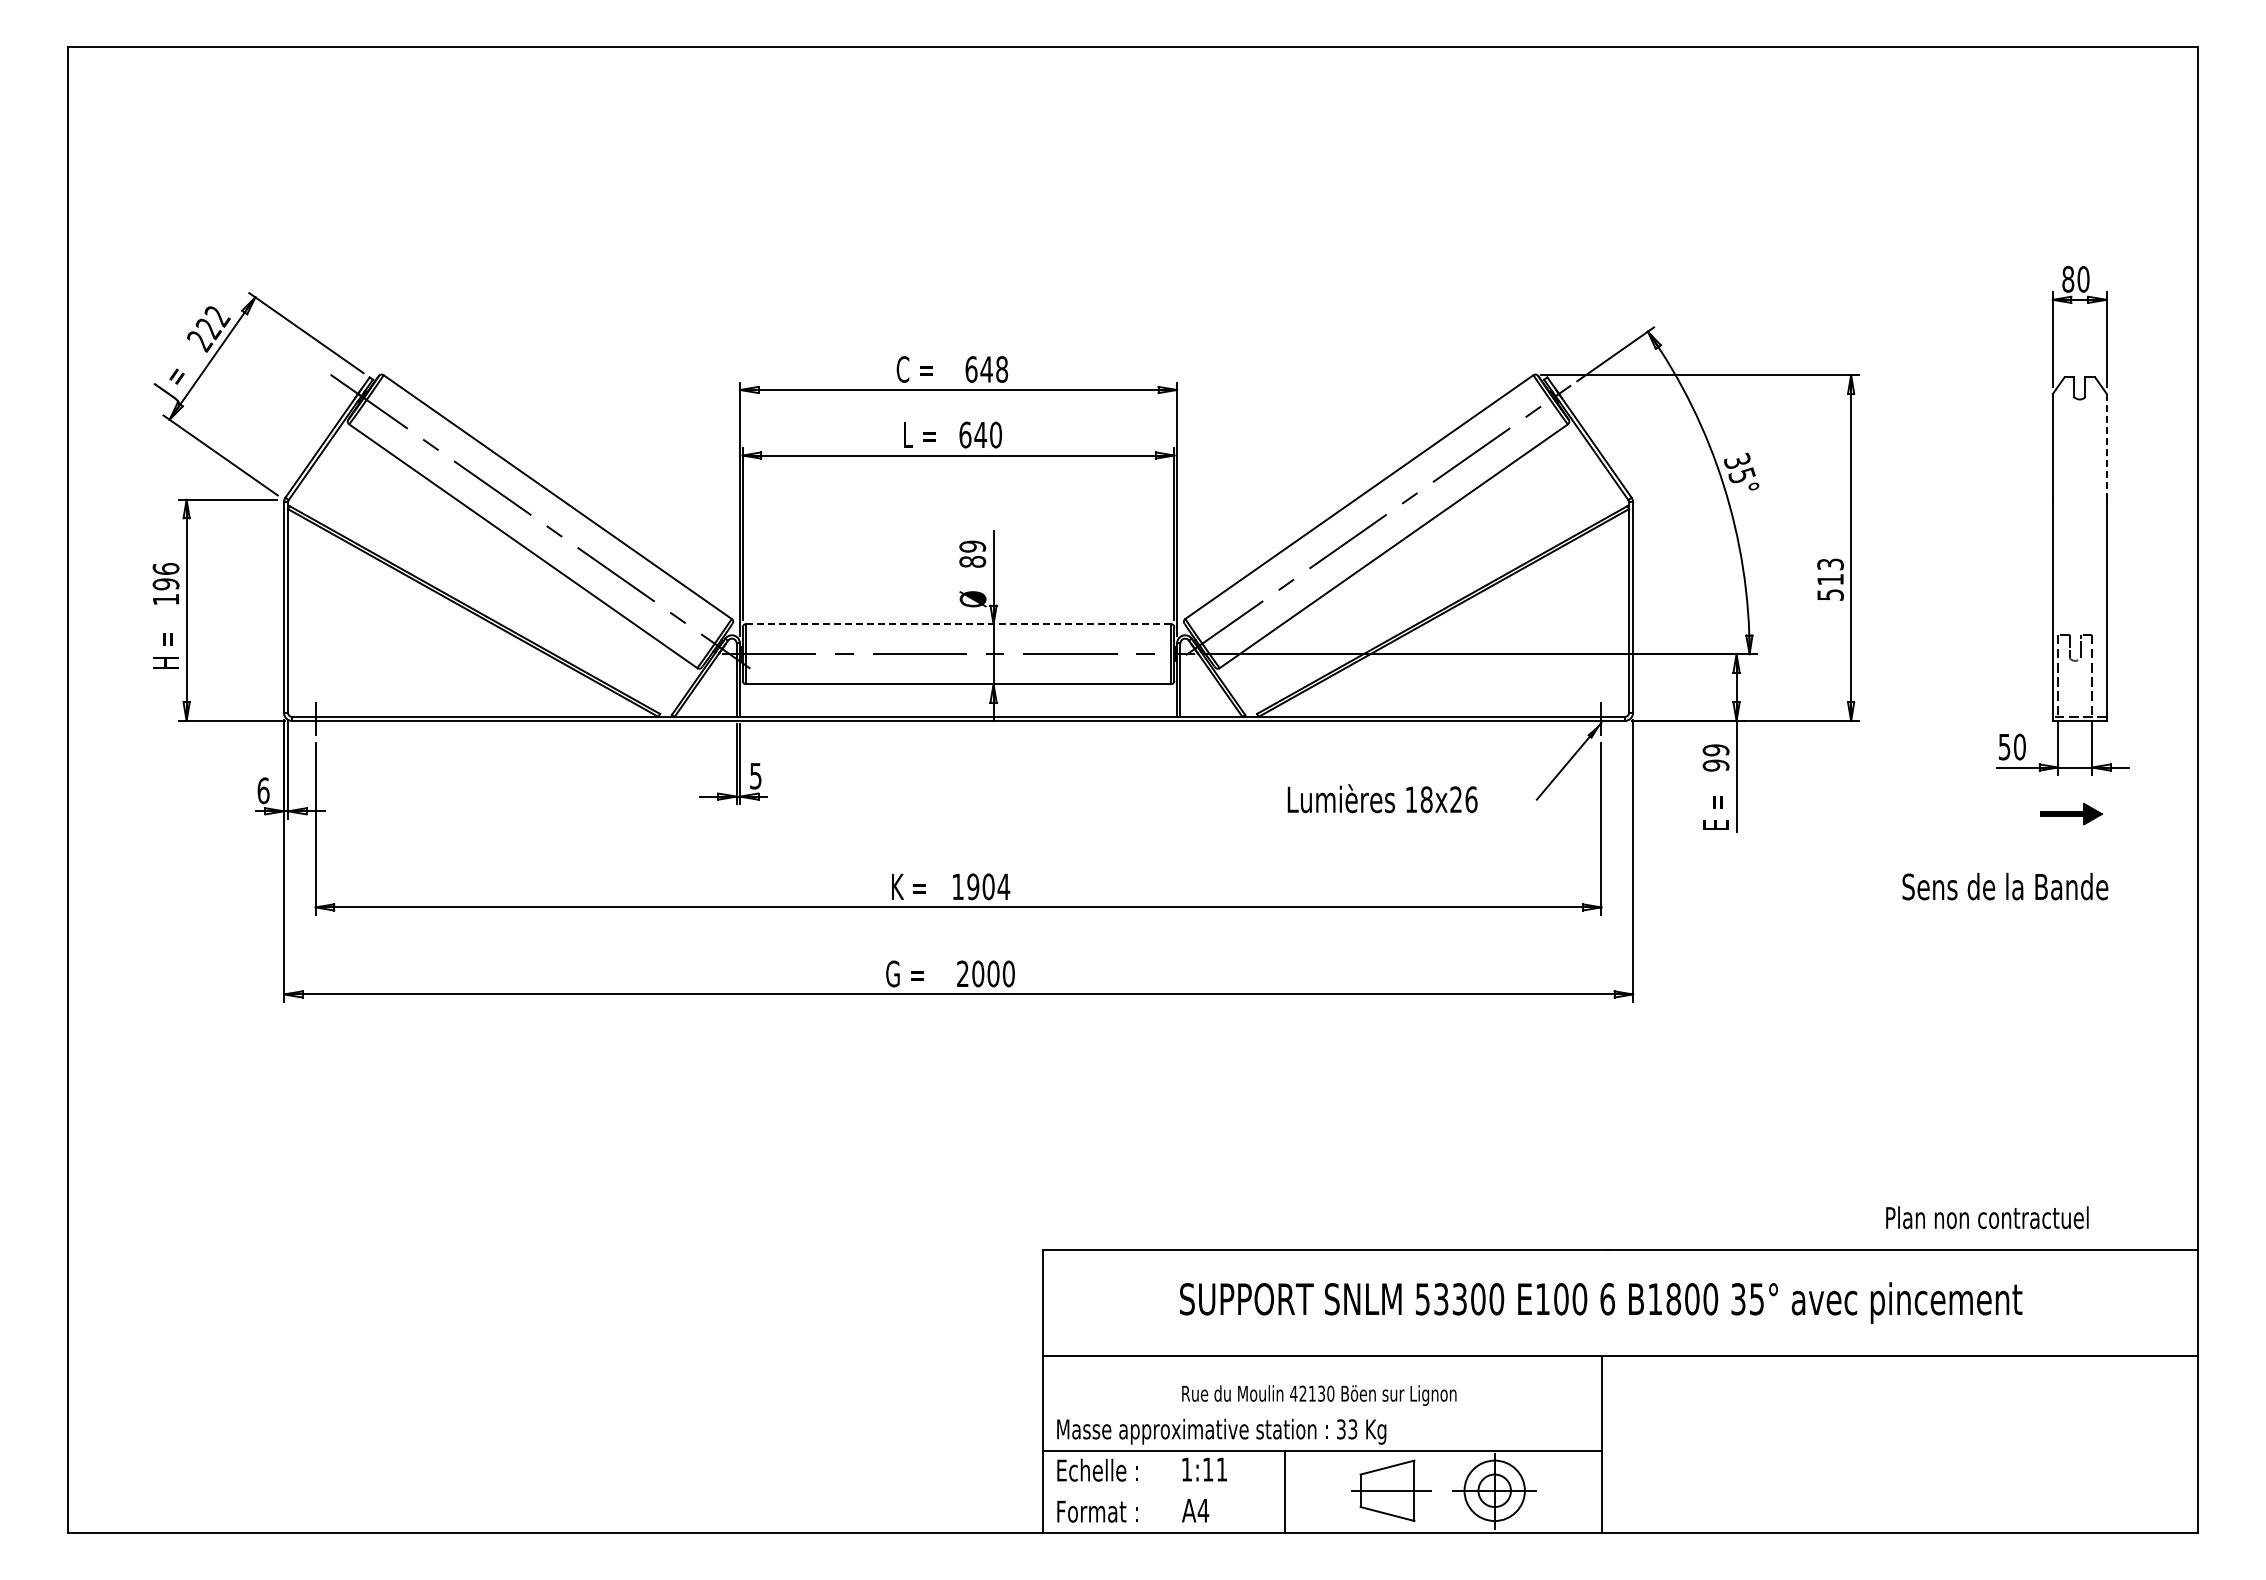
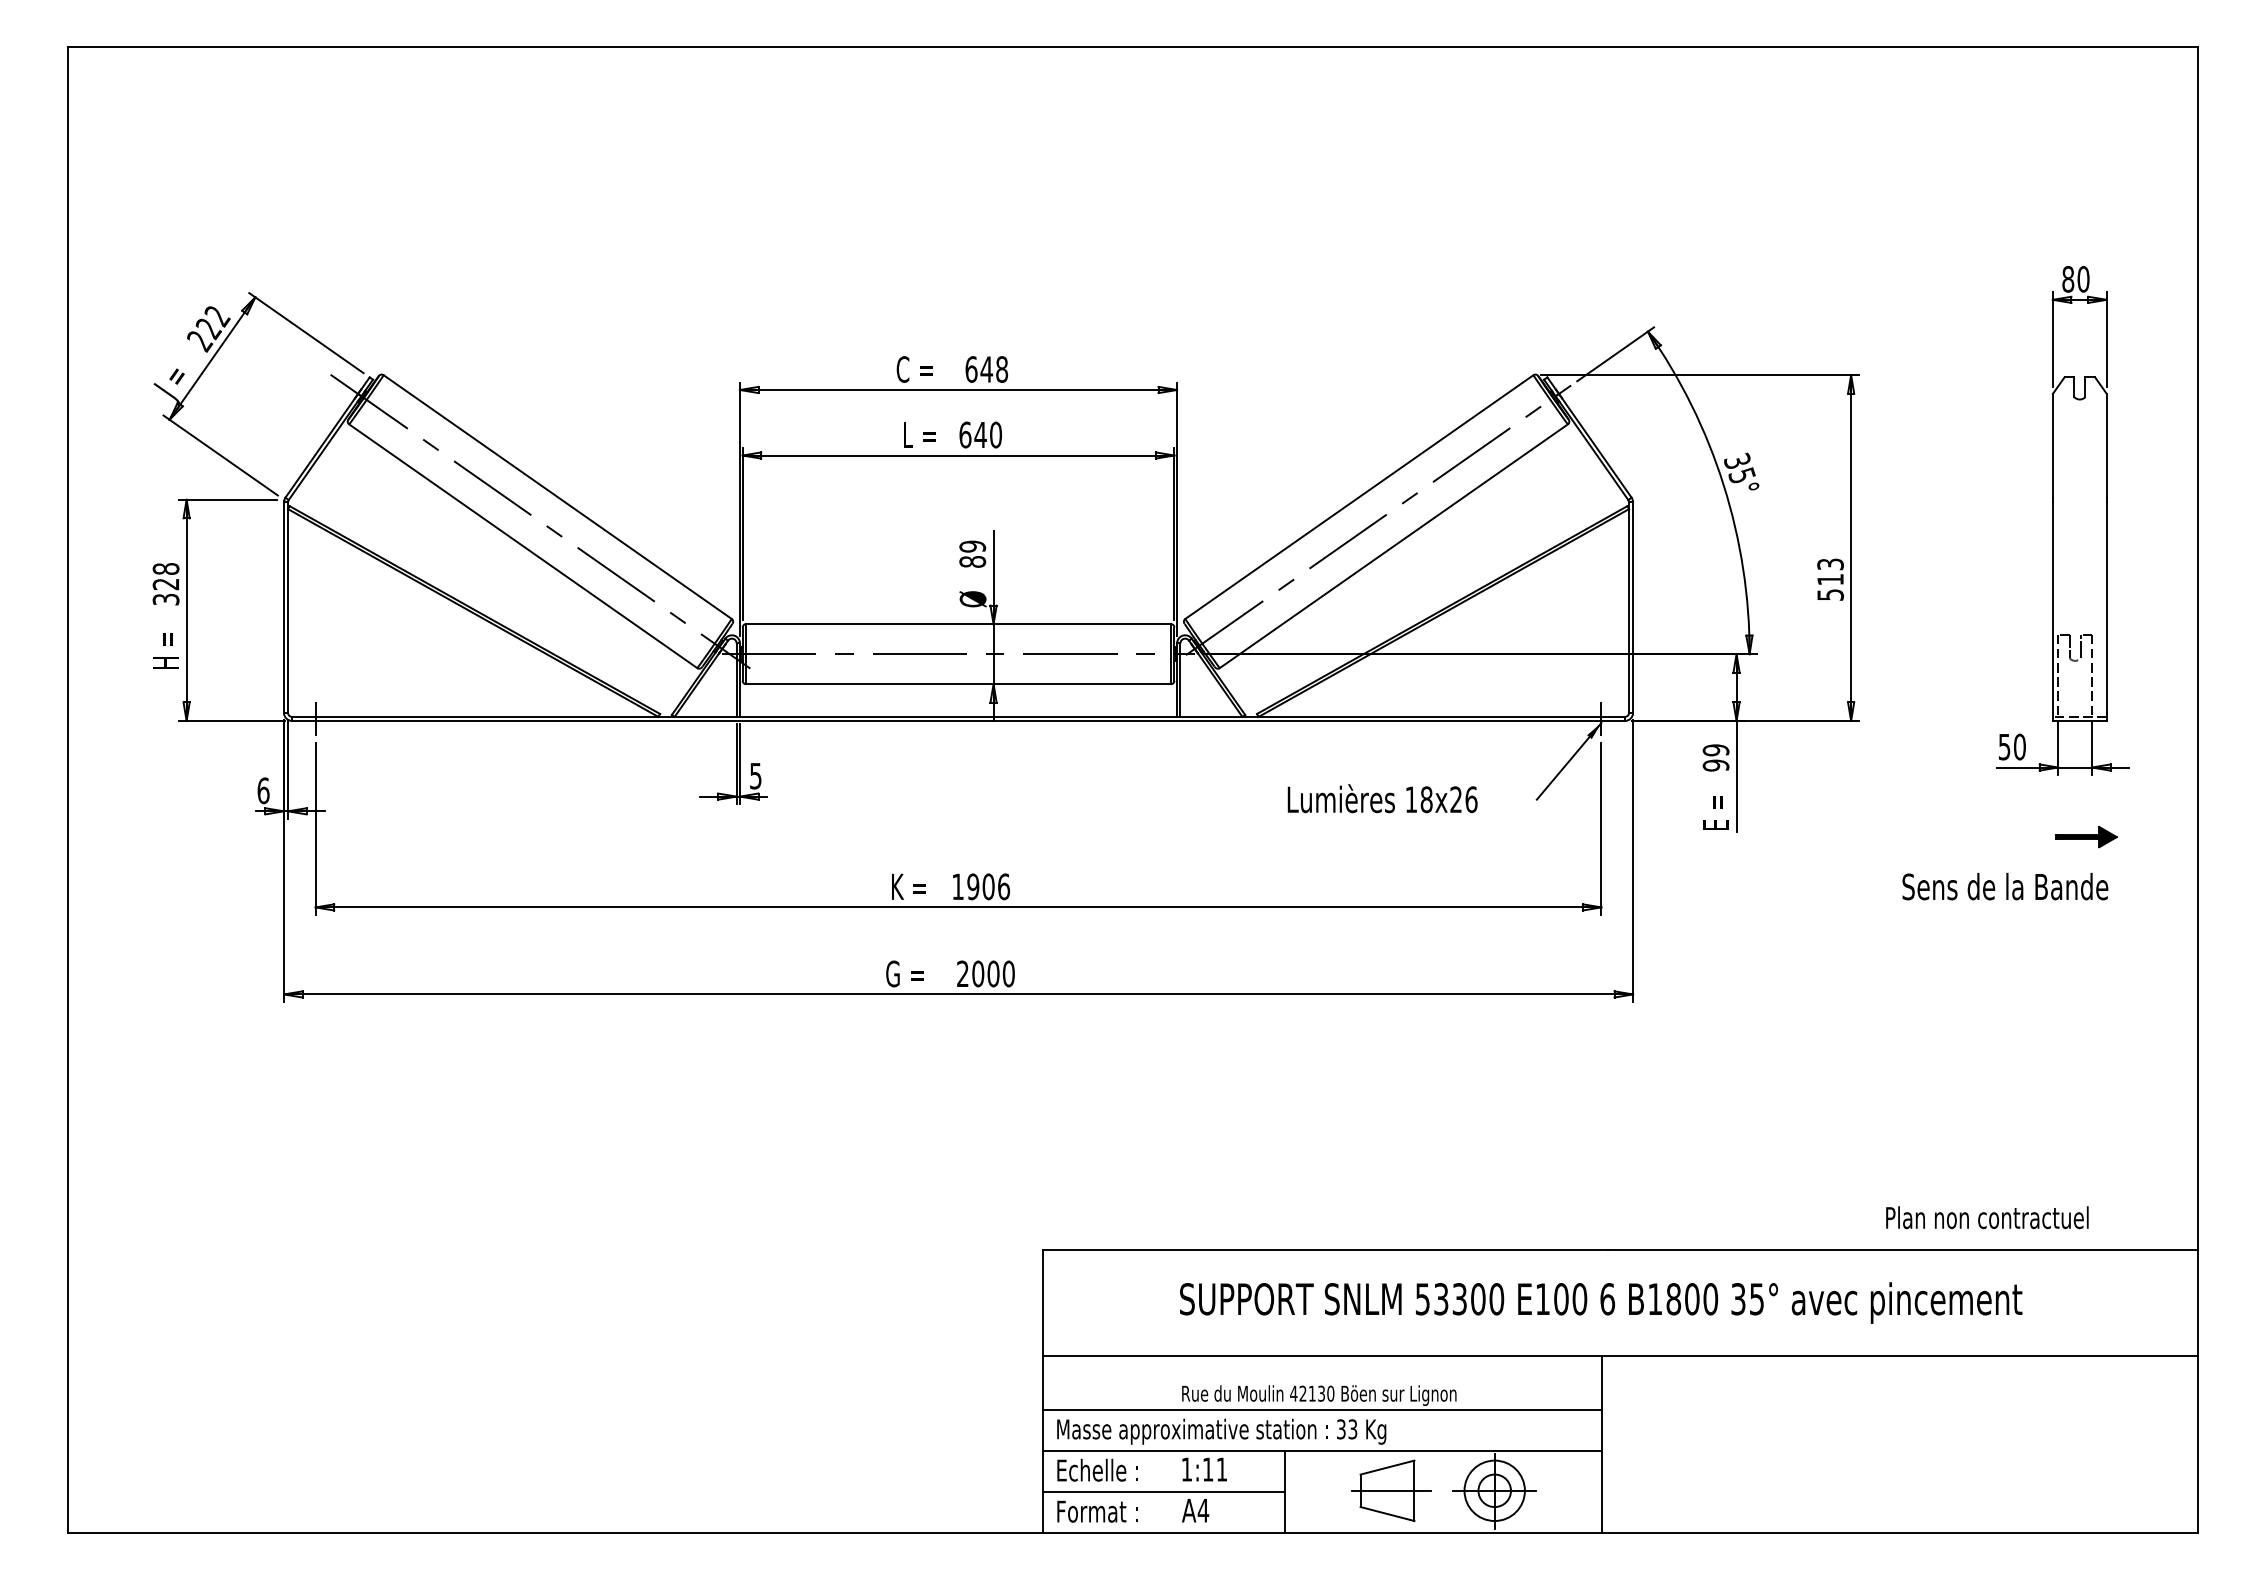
line: dashed -> solid (2106, 445)
text: 196 -> 328 (165, 583)
line: dashed -> solid (958, 624)
part position: (2071, 814) -> (2086, 837) (2086, 837)
text: 1904 -> 1906 (1003, 886)
line: none -> present (1322, 1410)
line: none -> present (1164, 1491)
